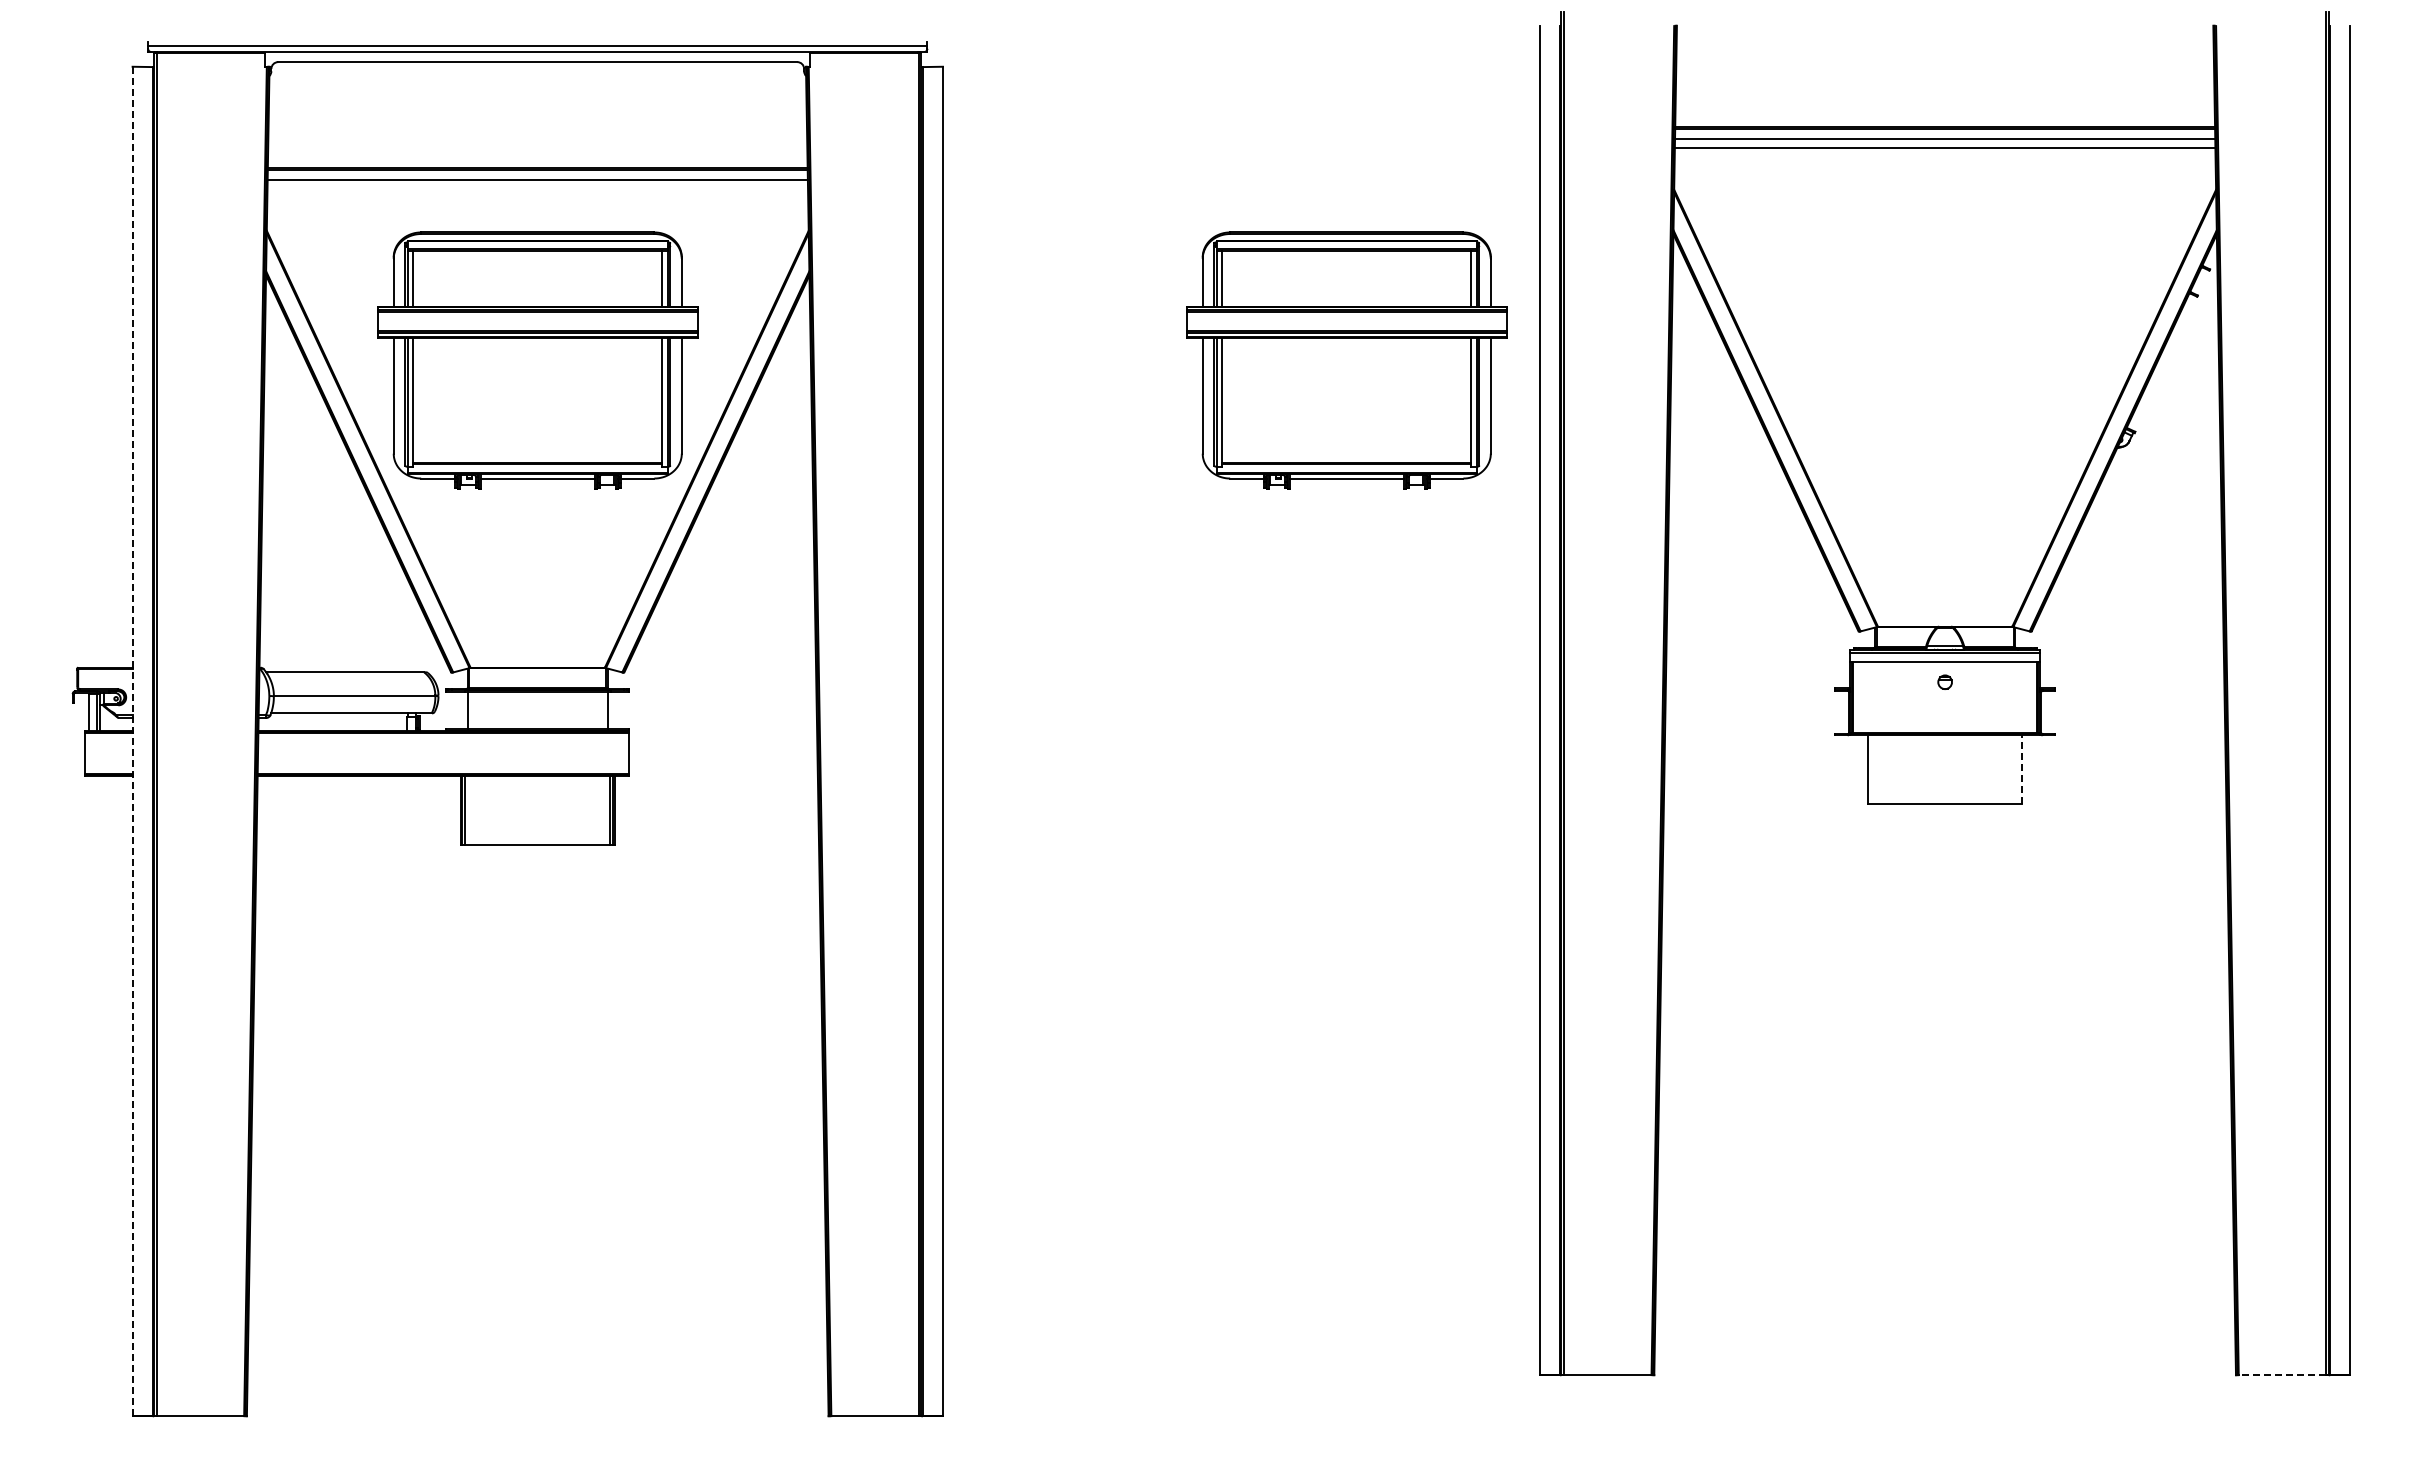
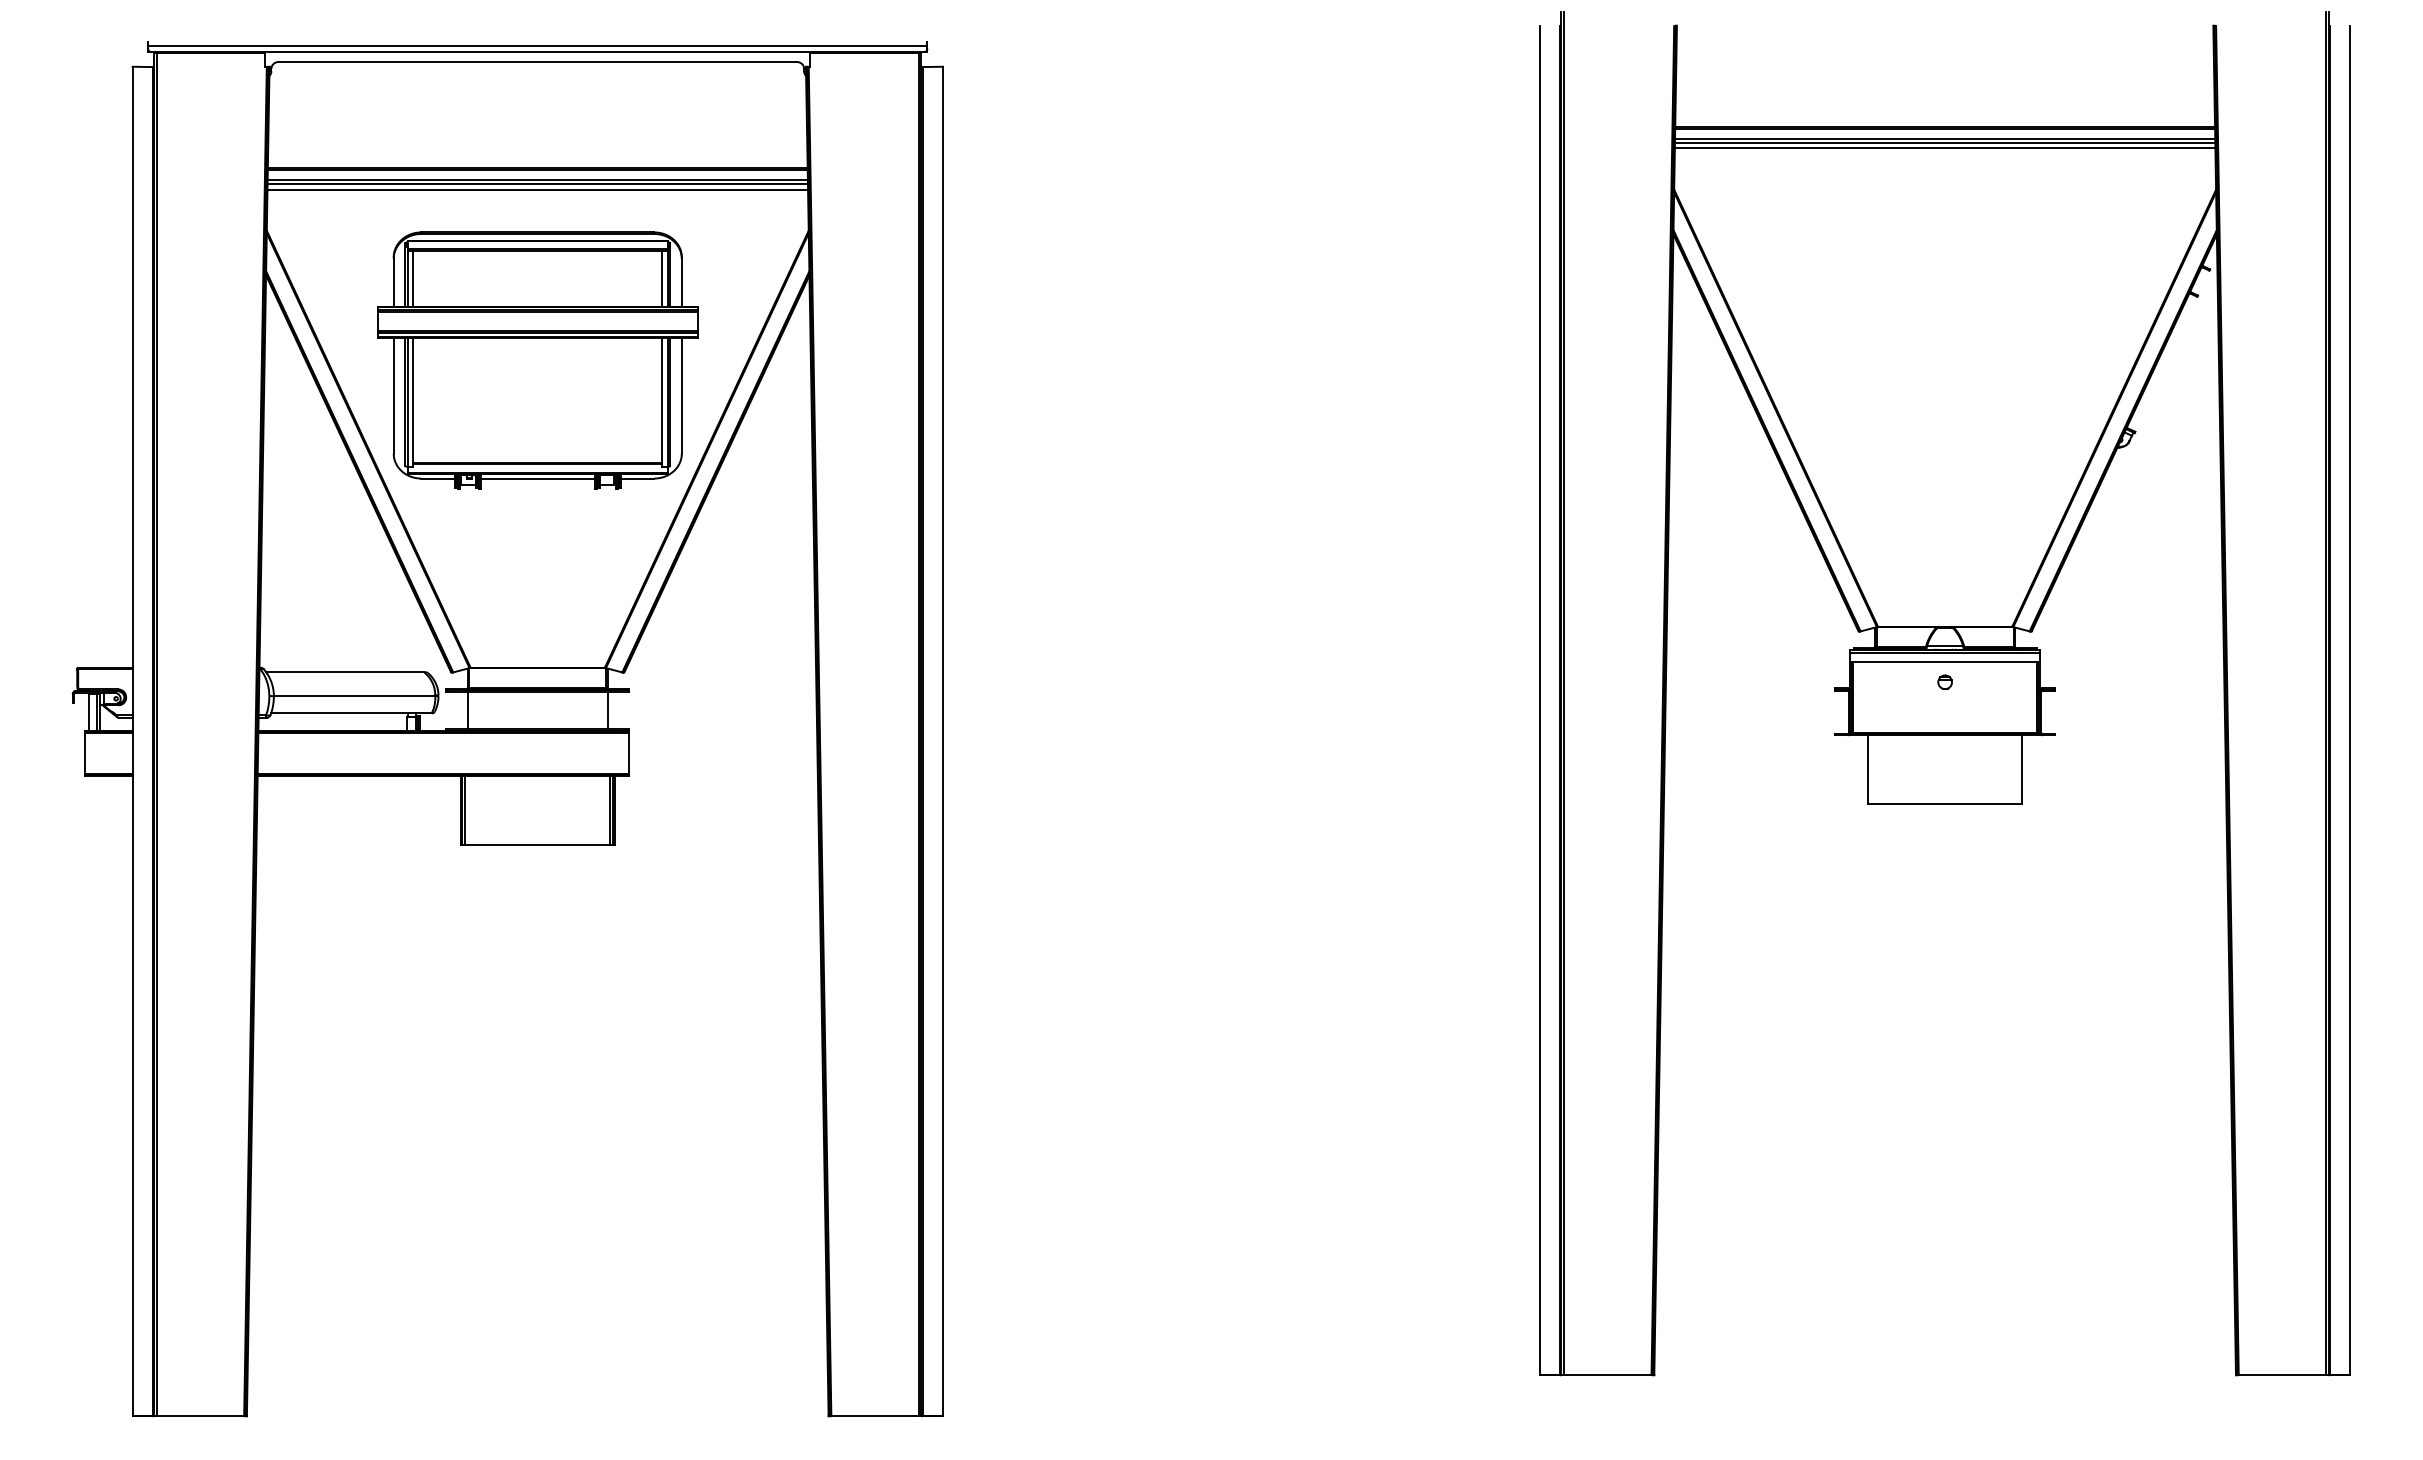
line: none -> present (1944, 142)
line: none -> present (537, 183)
line: none -> present (537, 189)
part: present -> none (1346, 360)
line: dashed -> solid (132, 741)
line: dashed -> solid (2021, 769)
line: dashed -> solid (2280, 1375)
